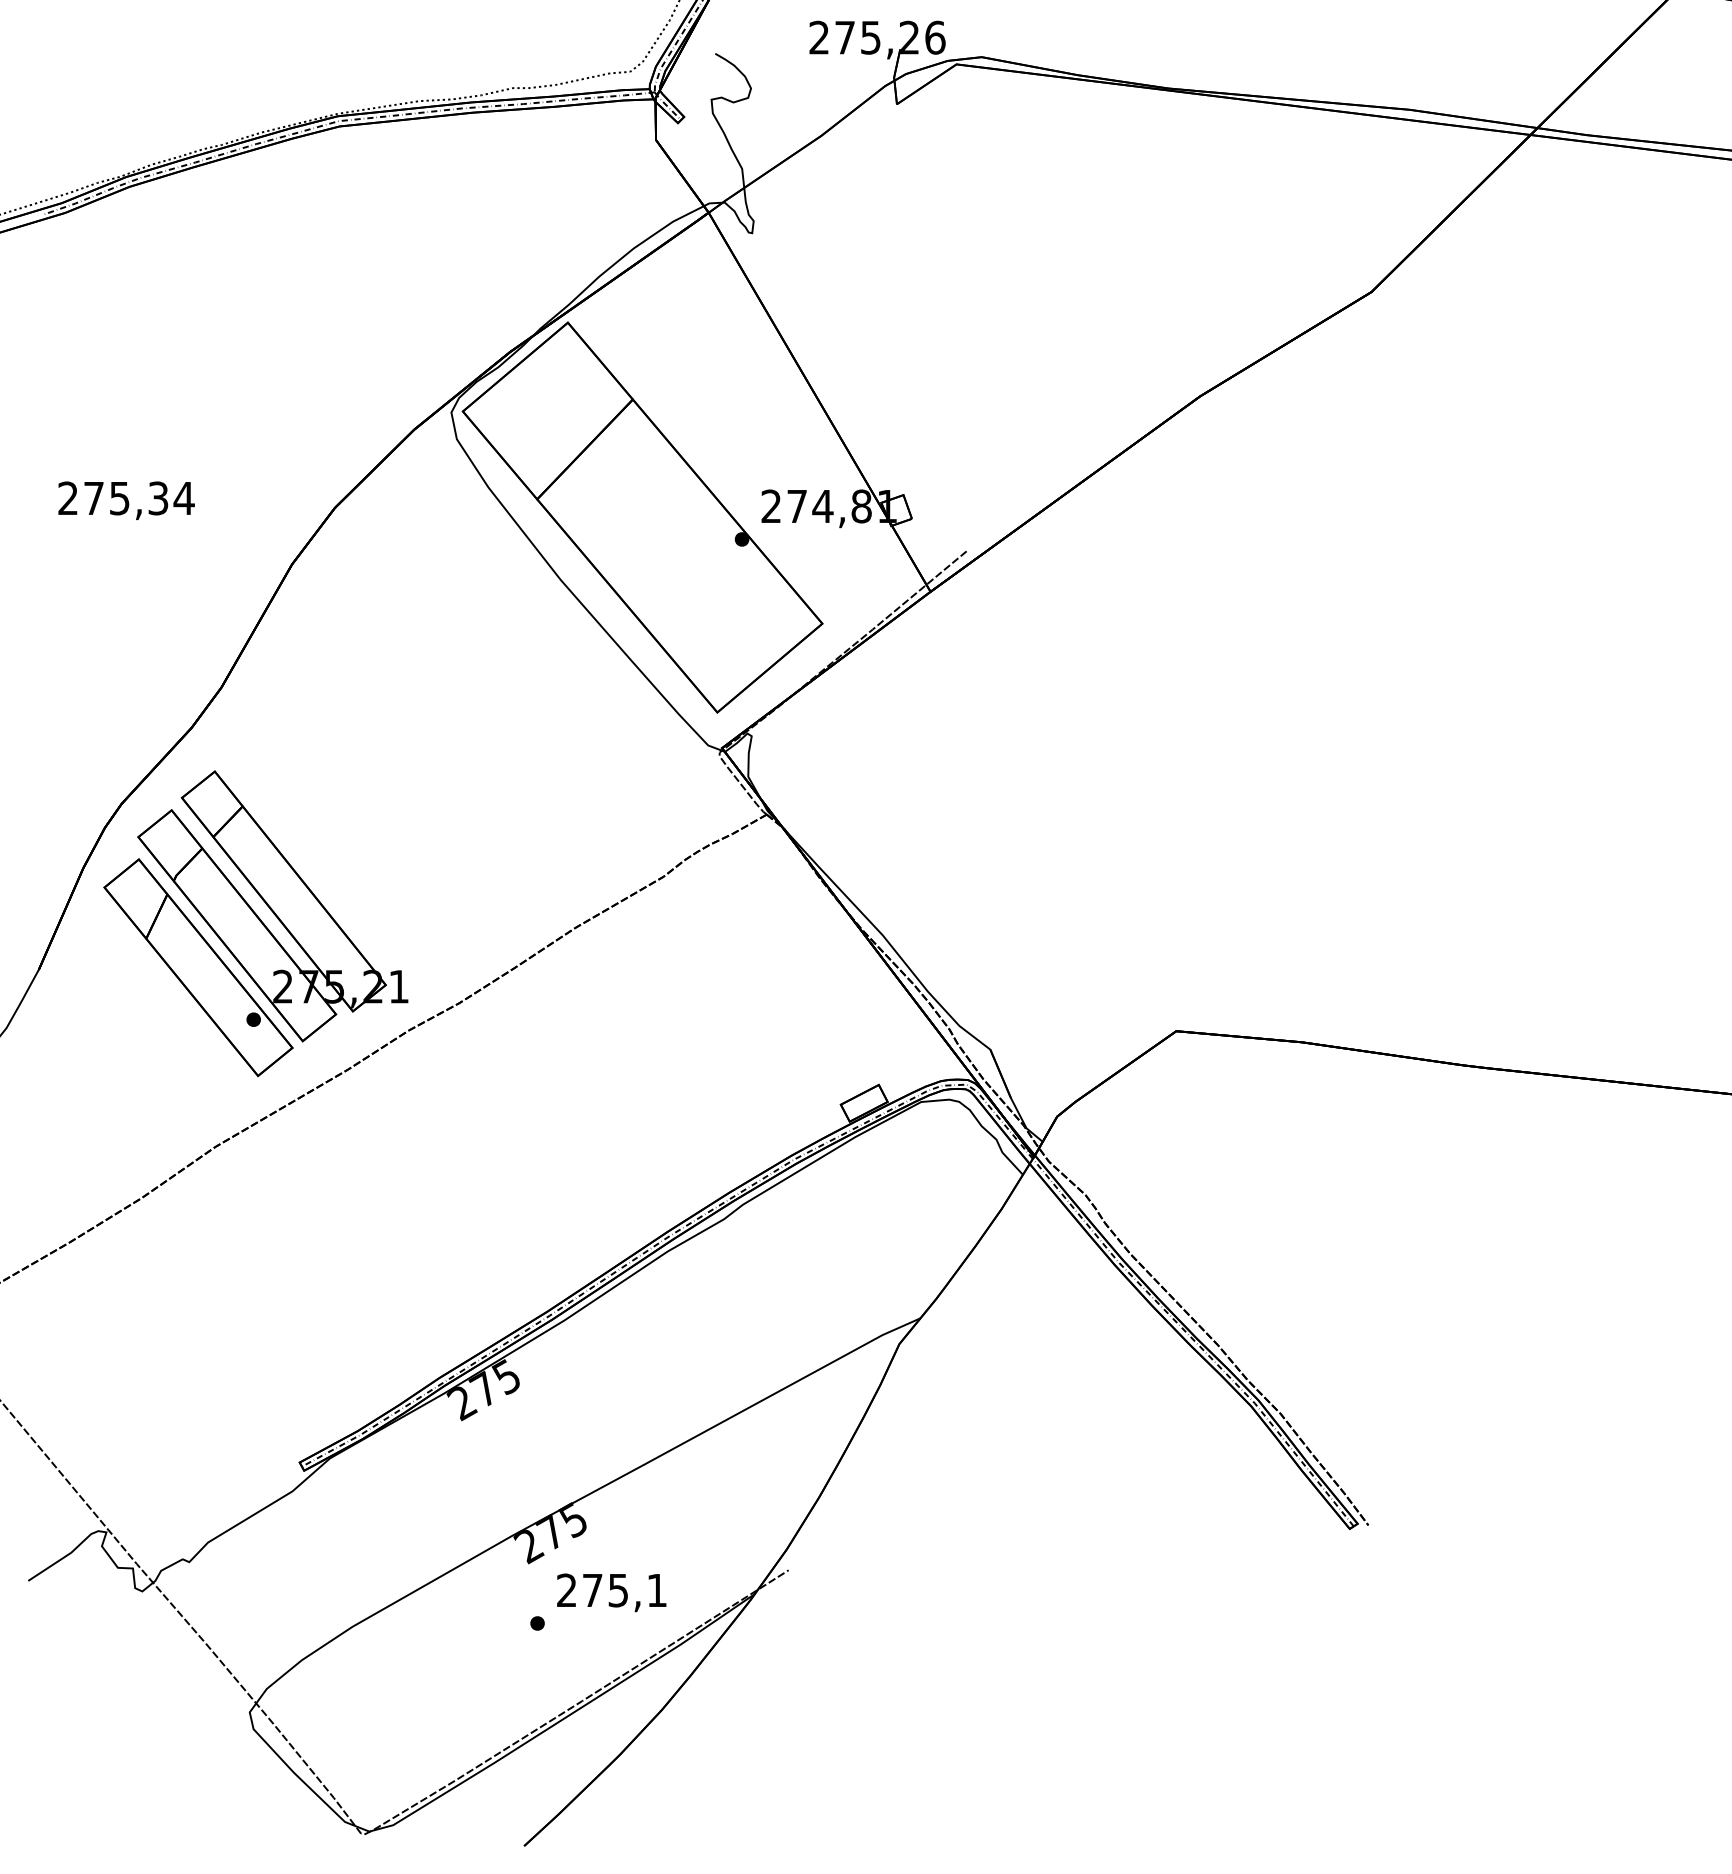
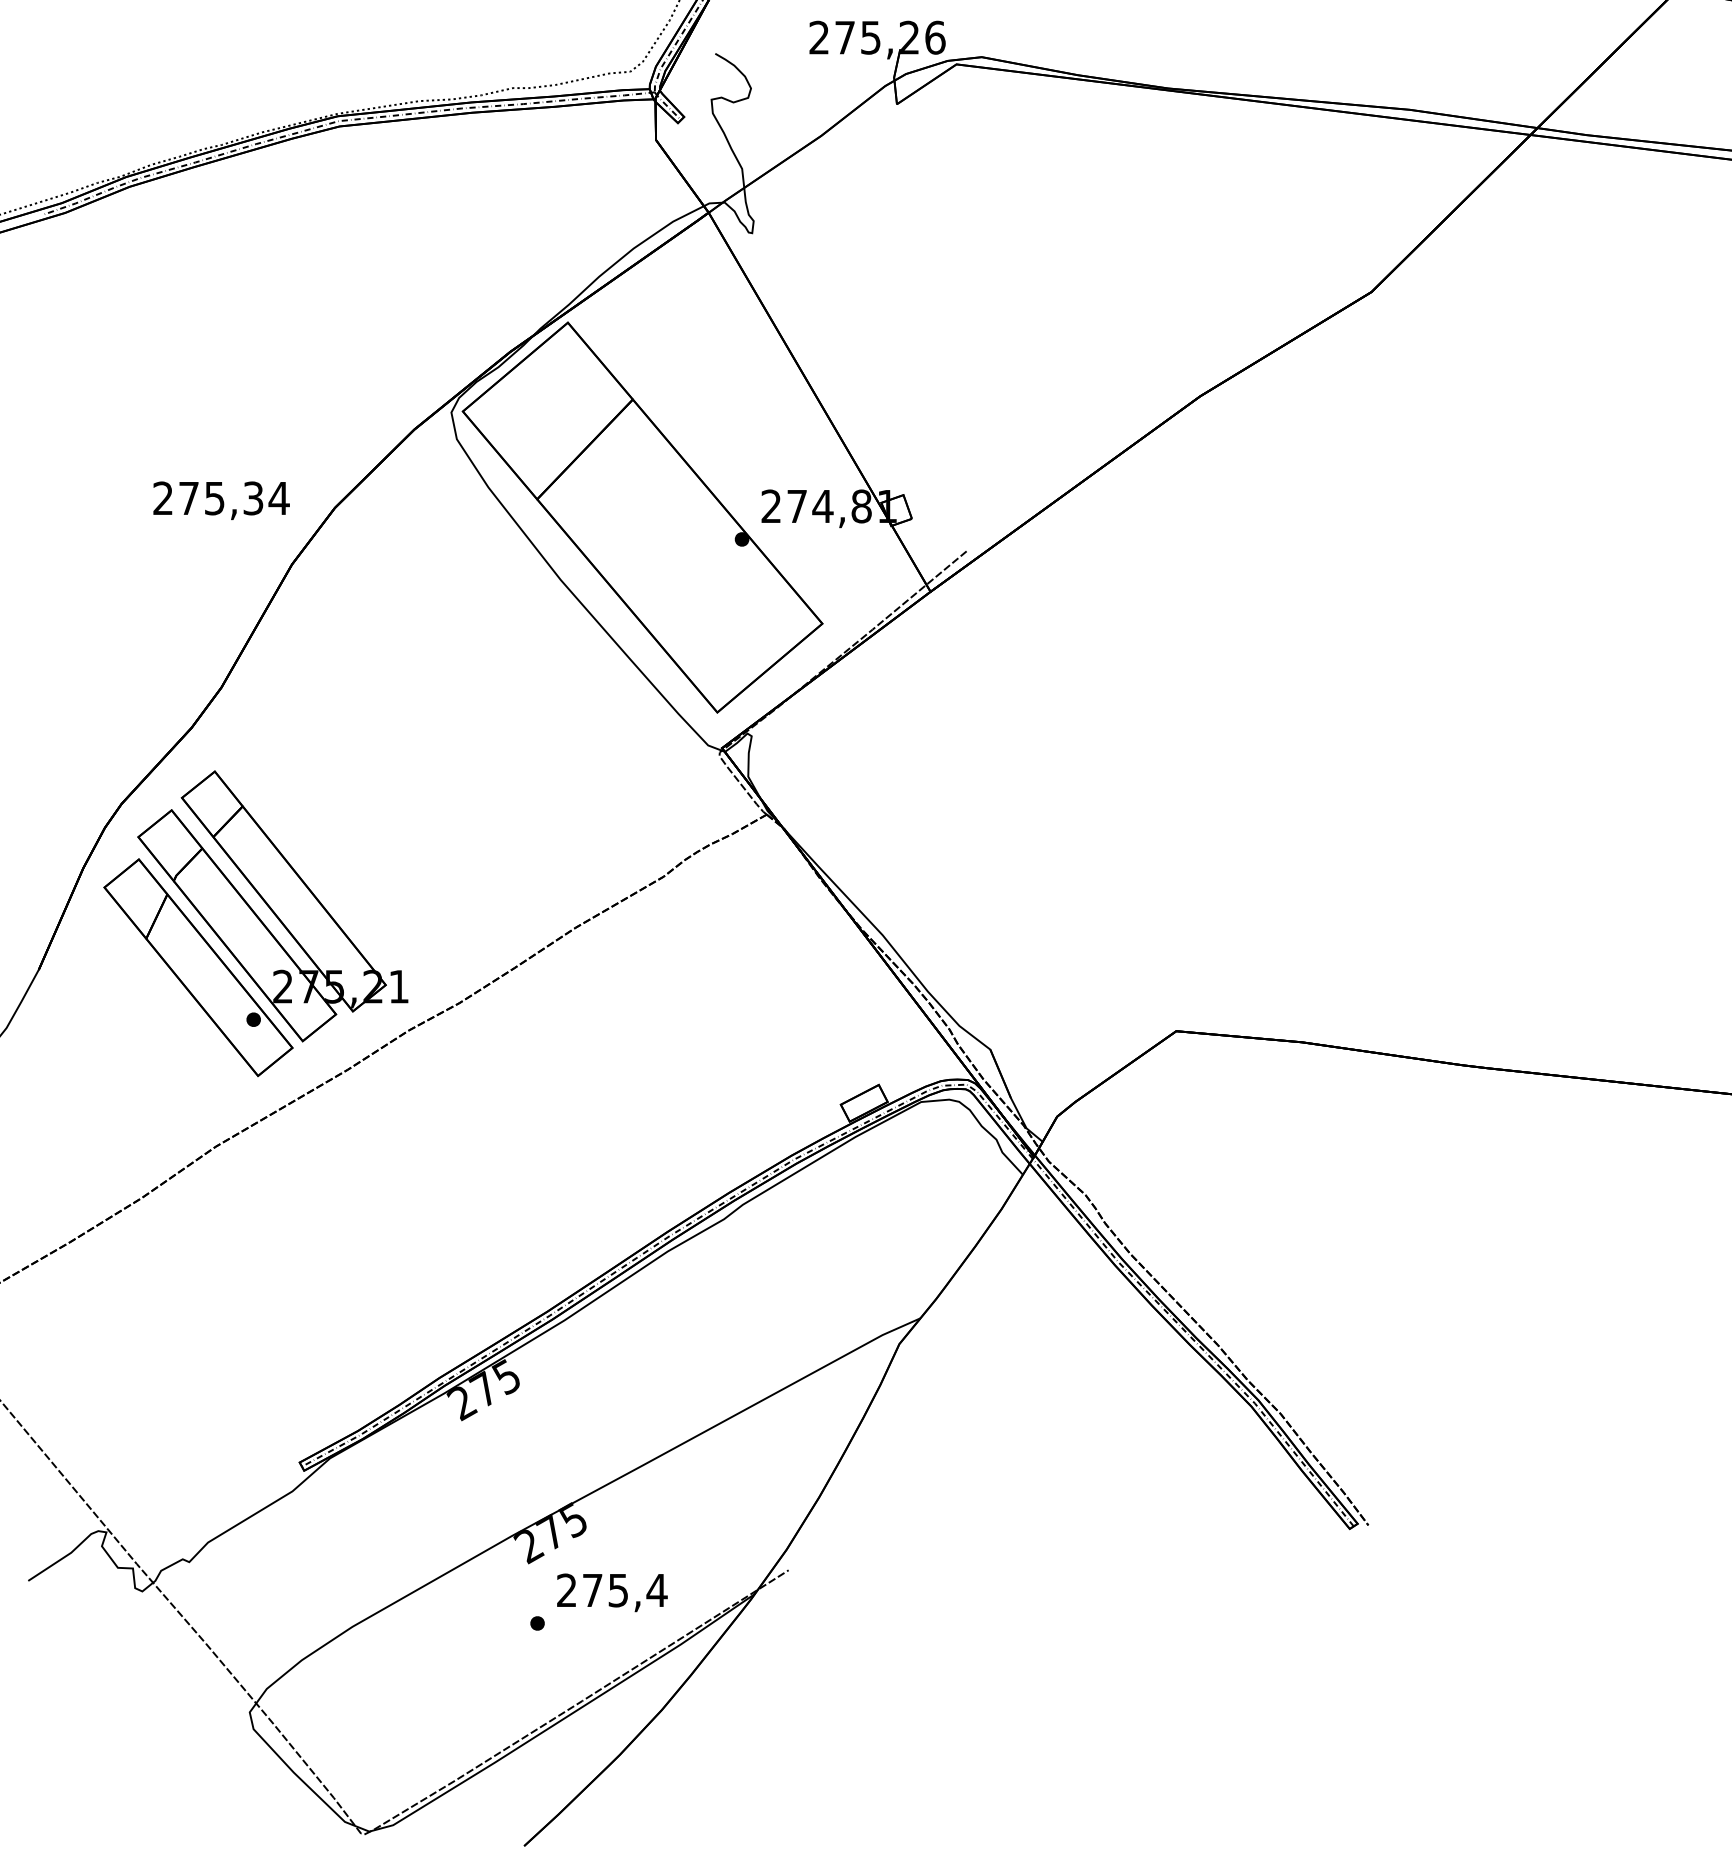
text position: (126, 500) -> (221, 500) (221, 500)
text: 275,1 -> 275,4 (656, 1590)
